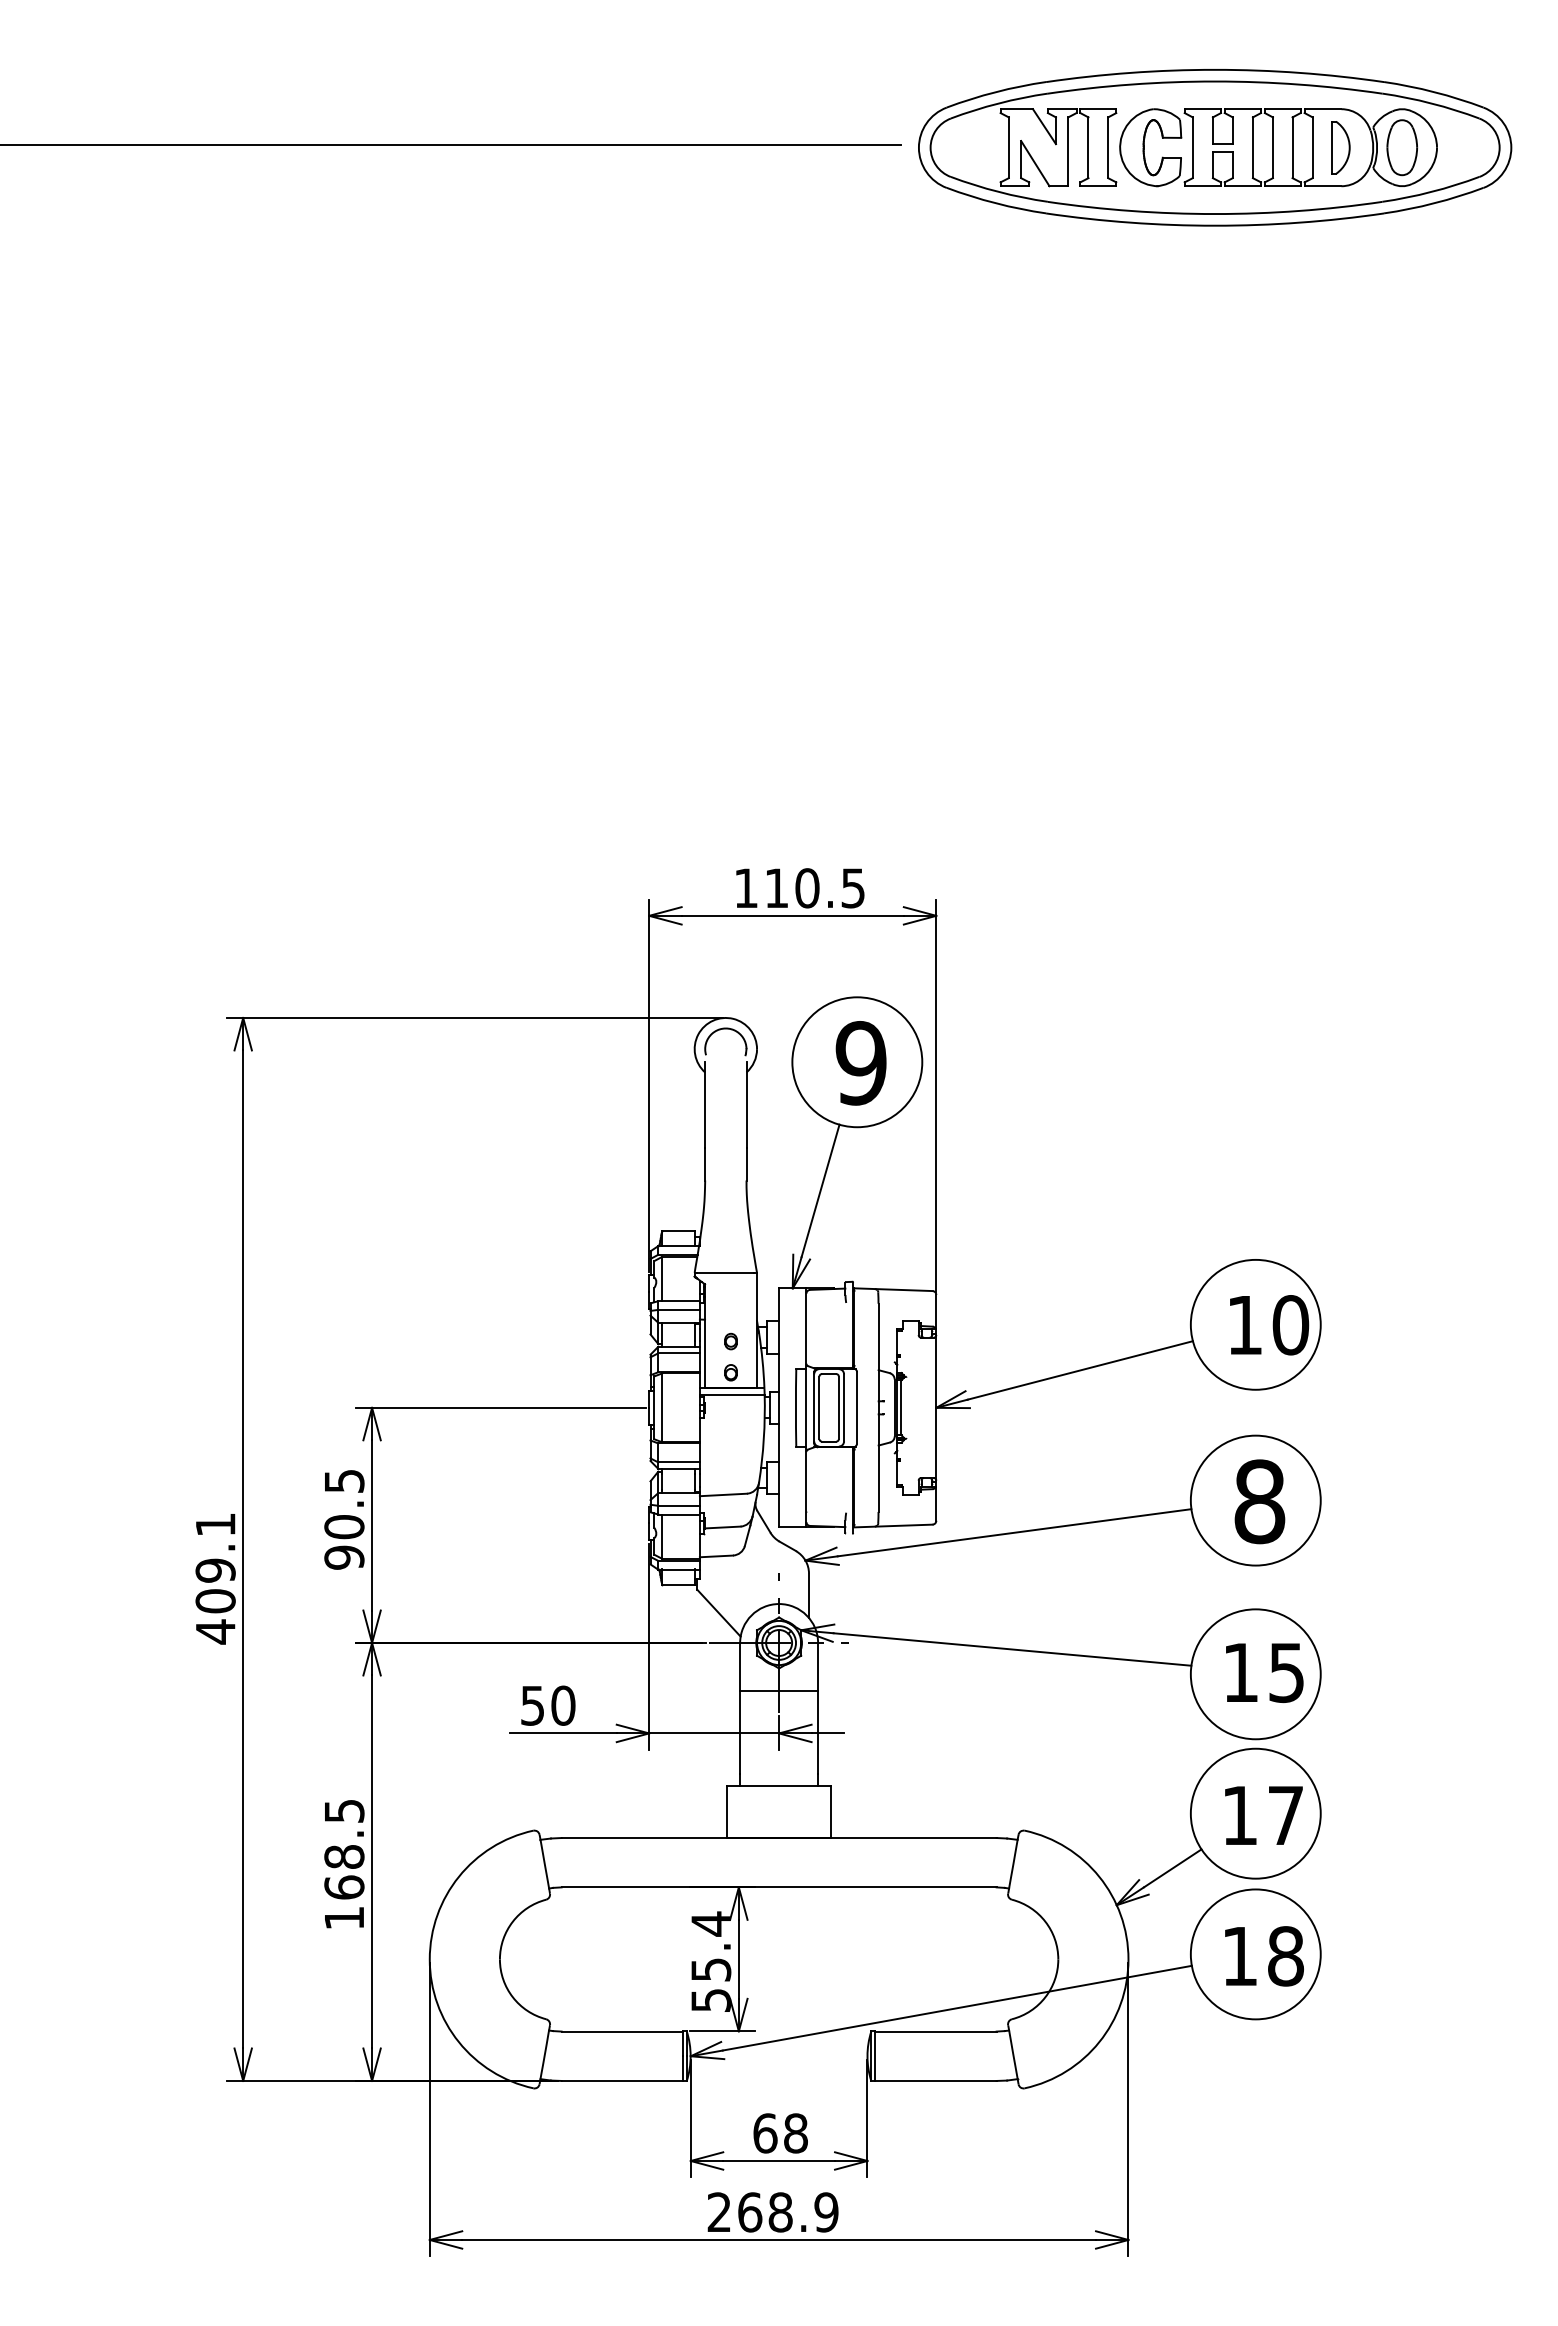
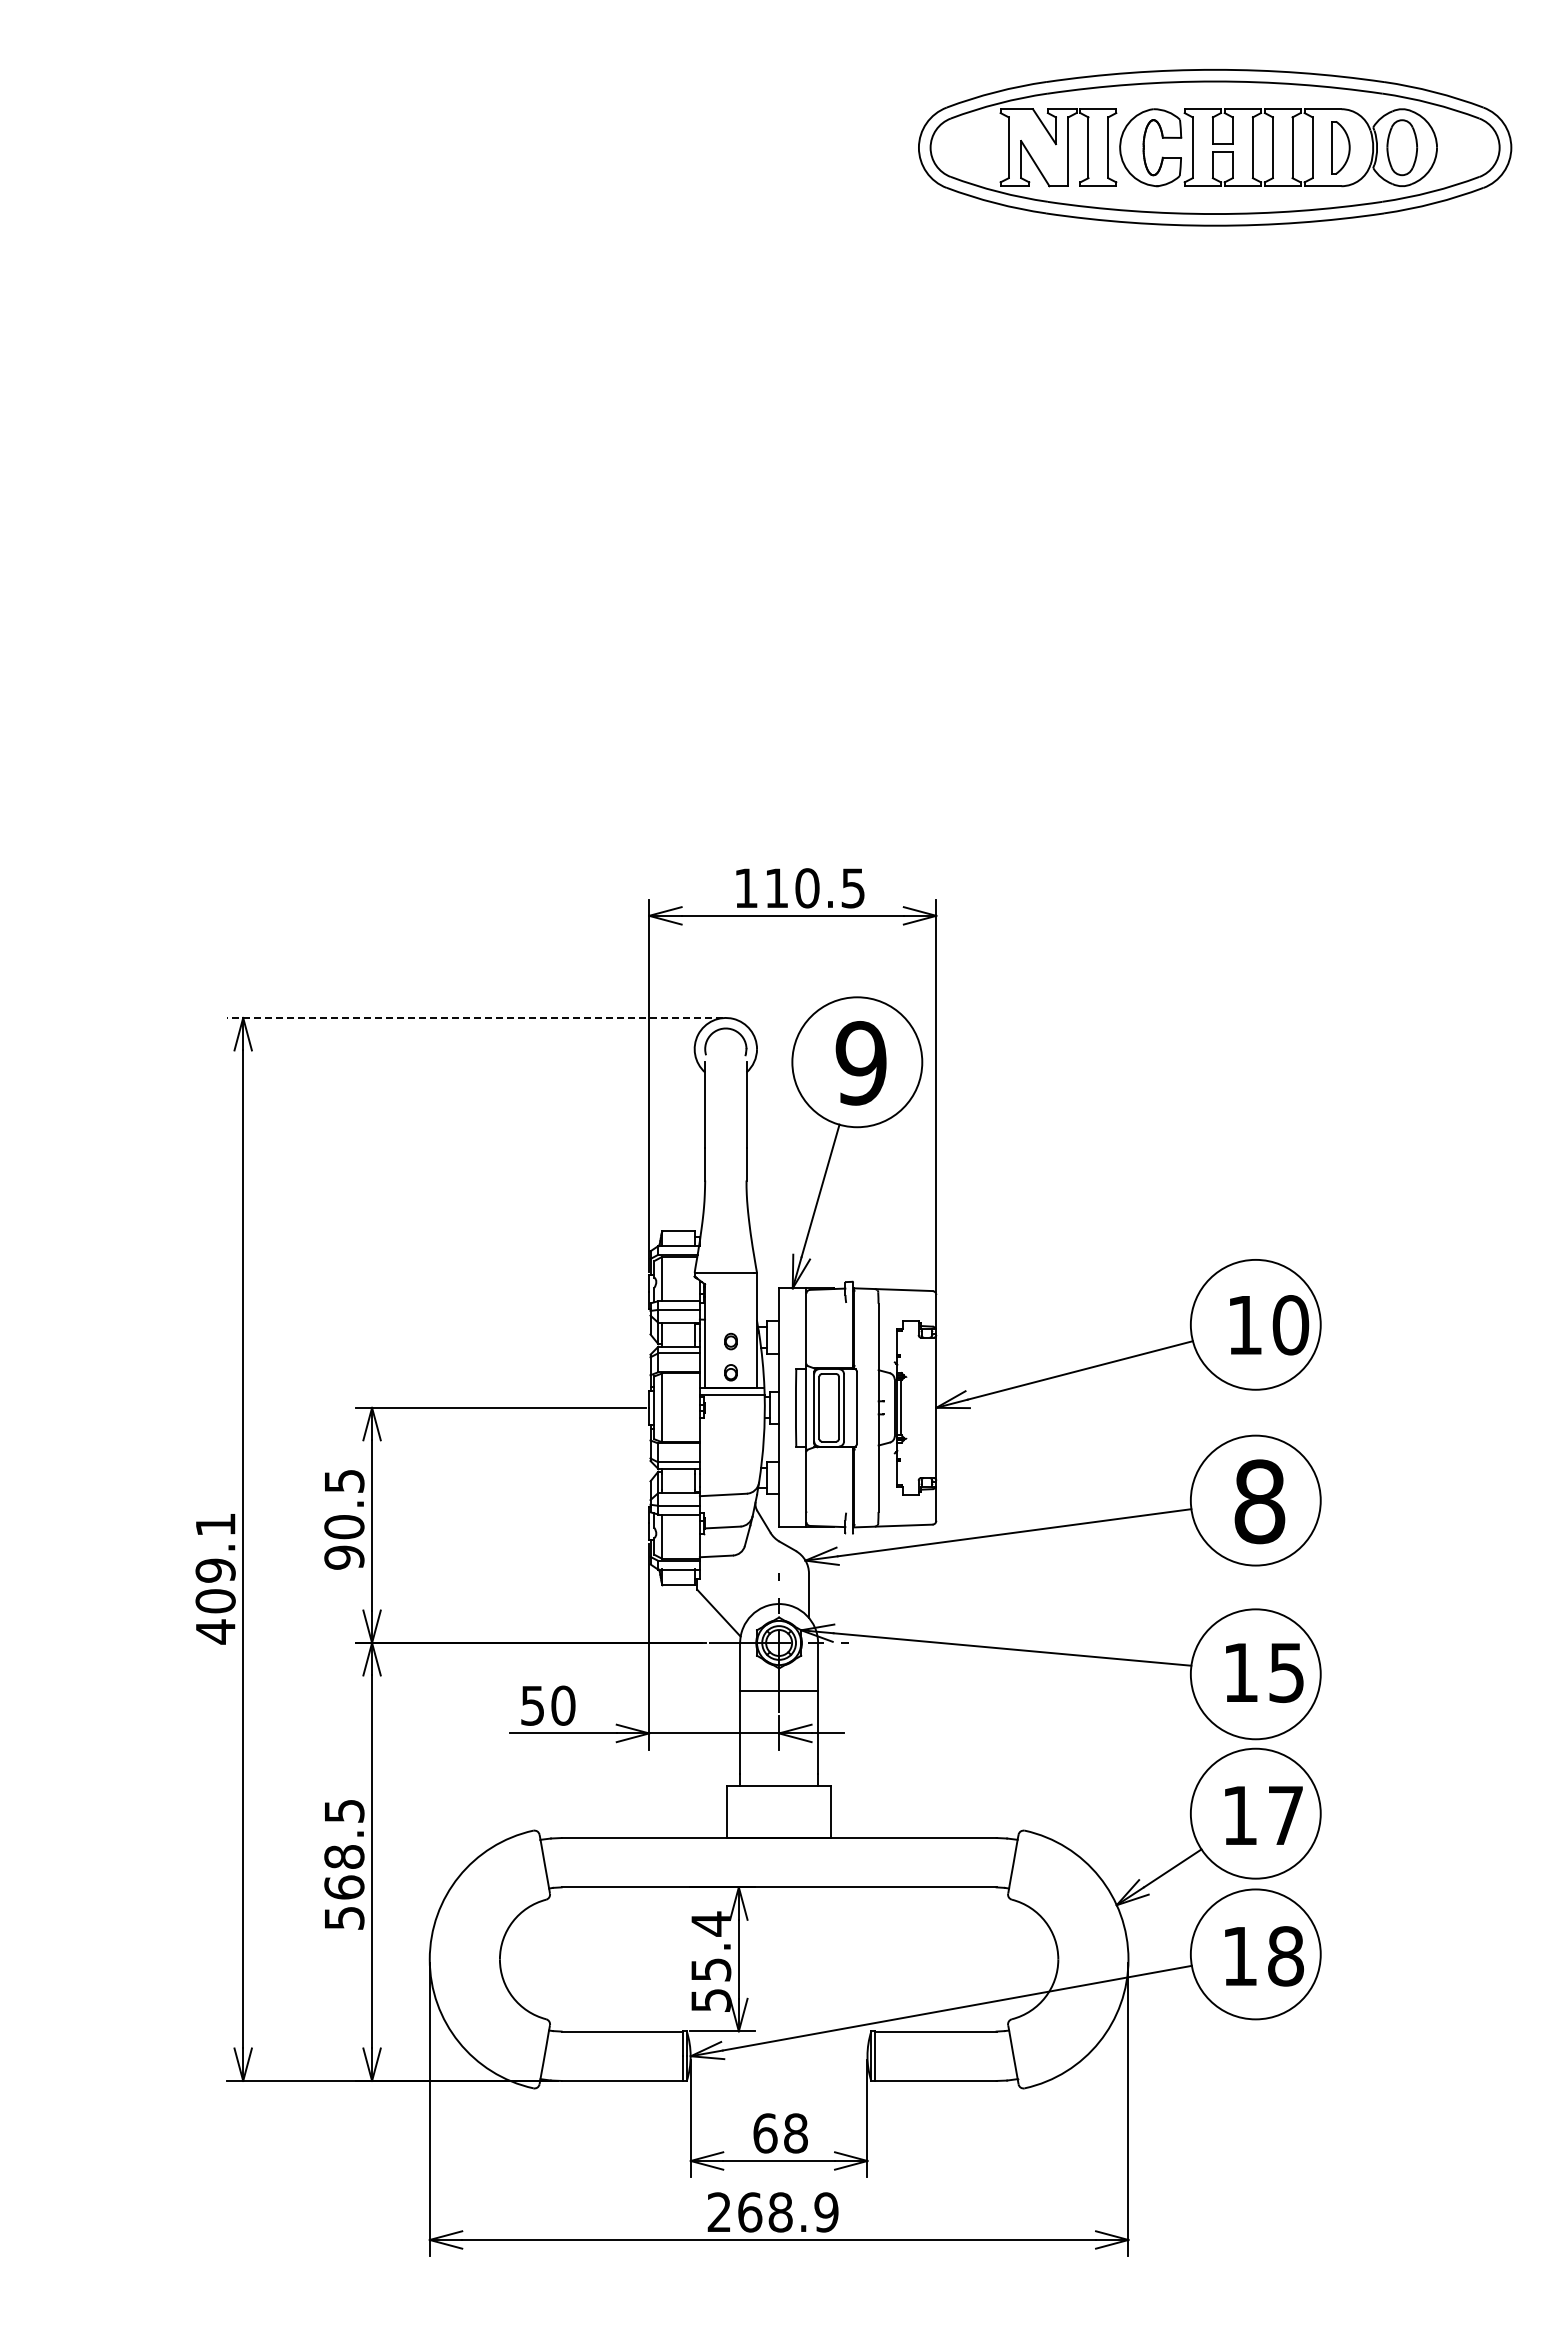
line: present -> none (451, 144)
line: solid -> dashed (474, 1017)
text: 168.5 -> 568.5 (344, 1918)
